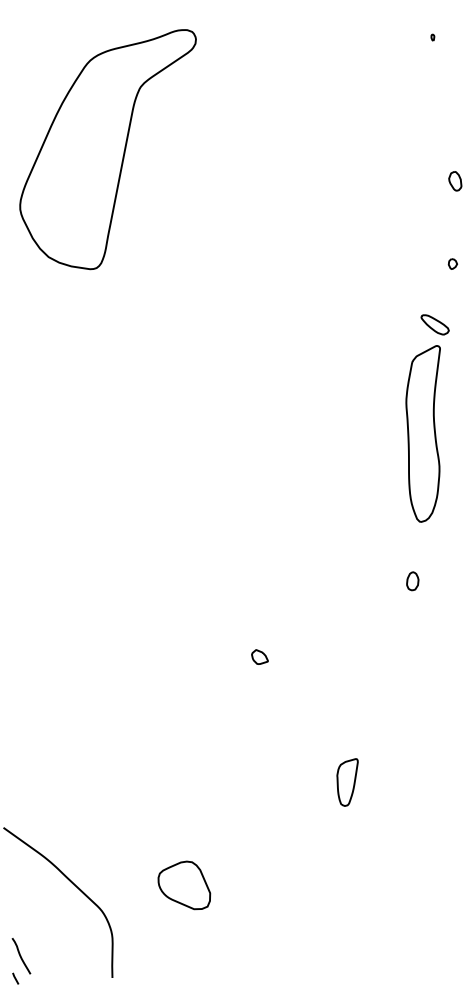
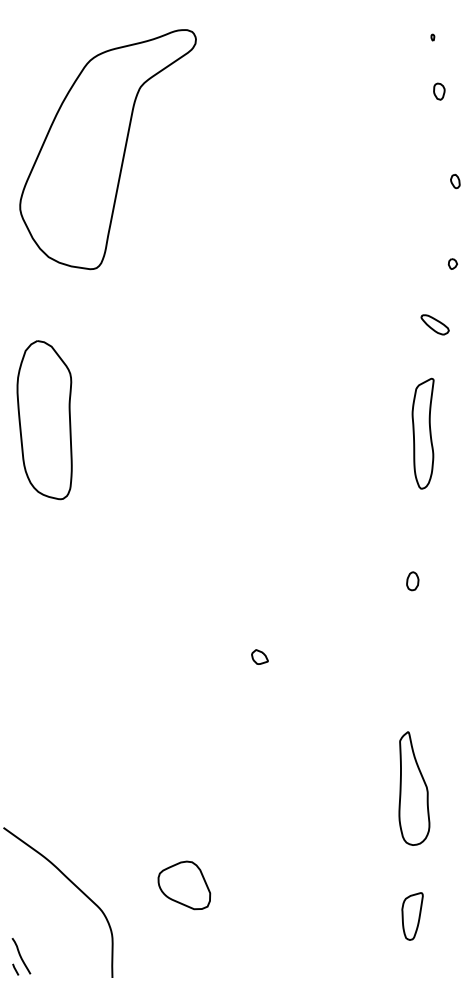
part: none -> present (439, 91)
part size: 15x21 px -> 11x16 px (455, 181)
part: none -> present (44, 420)
part size: 36x178 px -> 24x113 px (422, 433)
part position: (347, 782) -> (412, 916) (412, 916)
part: none -> present (414, 788)
line position: (15, 978) -> (15, 969) (15, 969)
